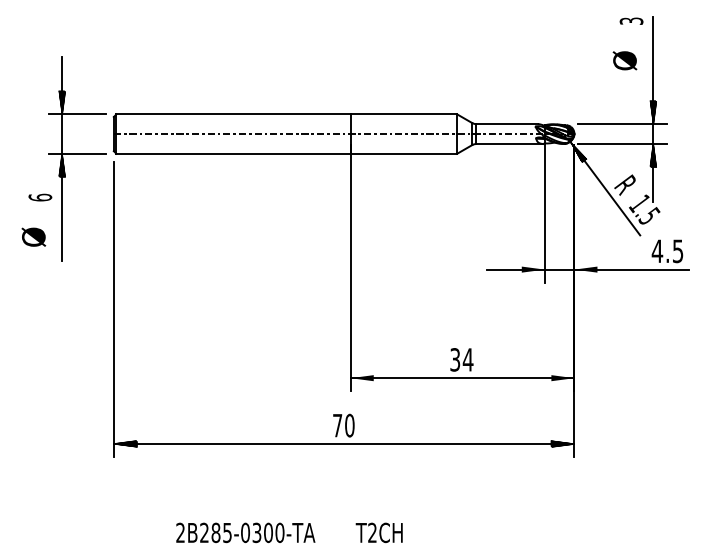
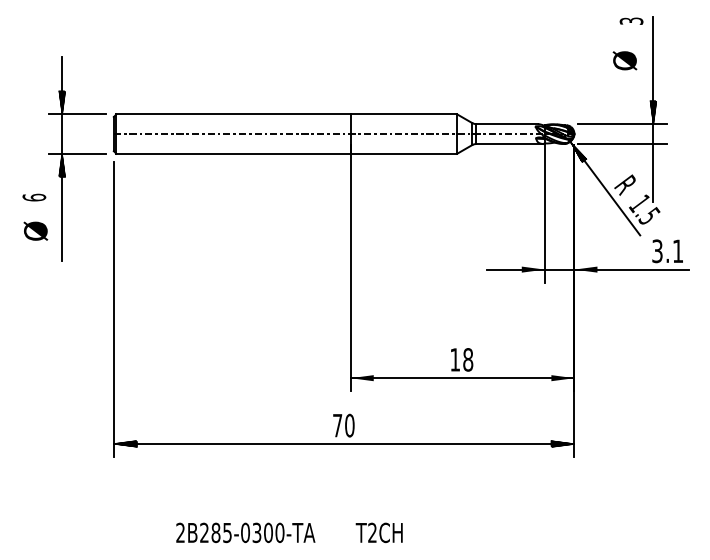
hatch: present -> none (653, 155)
text position: (40, 197) -> (34, 197) (34, 197)
text position: (33, 236) -> (35, 230) (35, 230)
text: 4.5 -> 3.1 (667, 251)
text: 34 -> 18 (461, 359)
